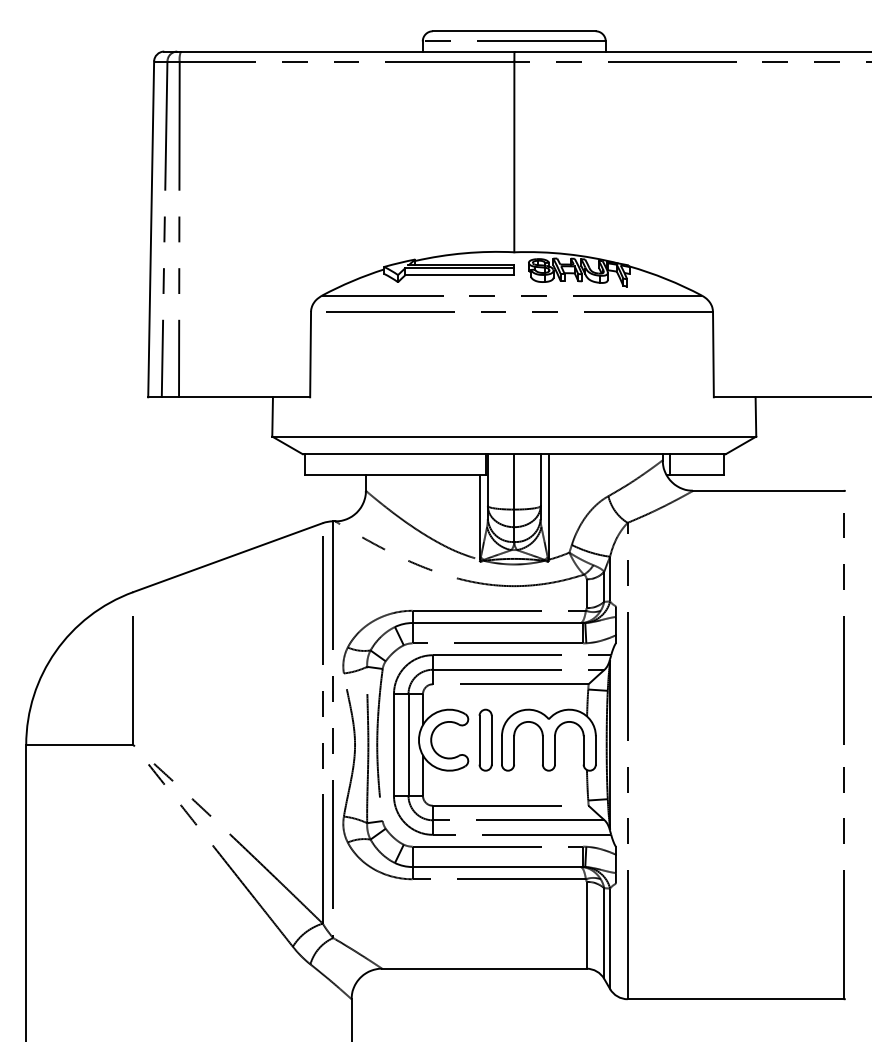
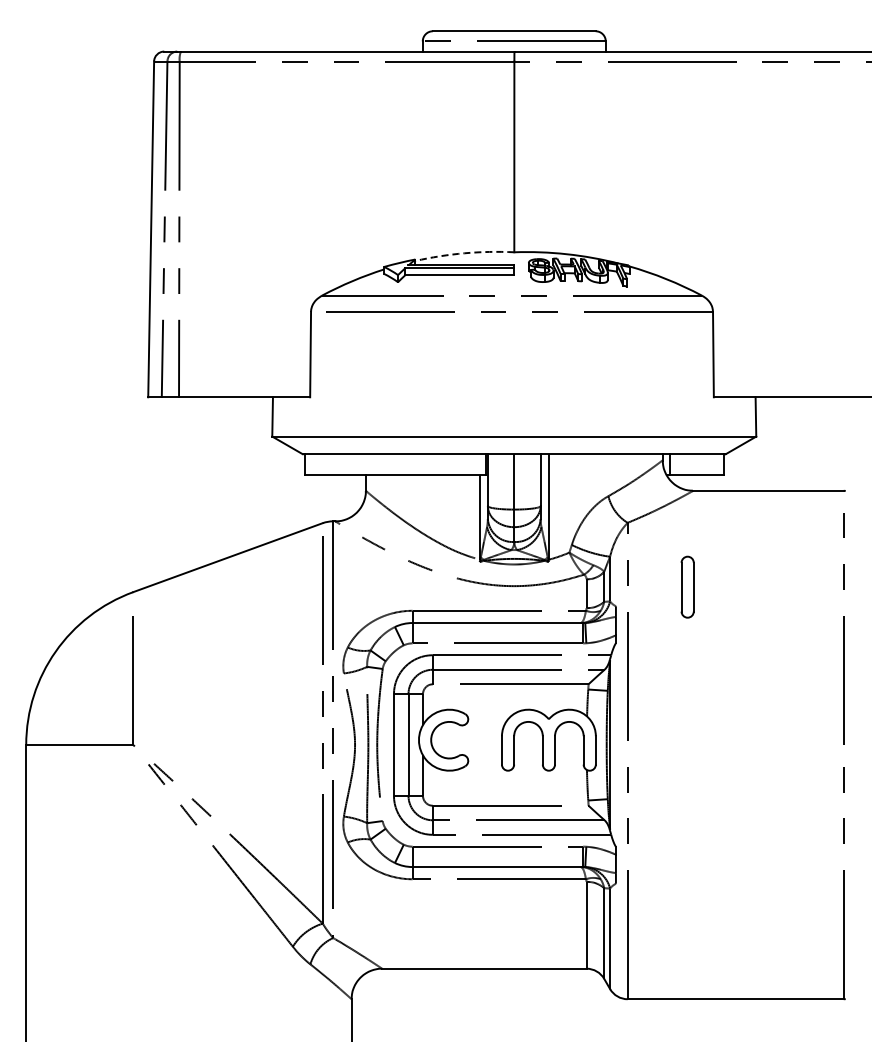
arc: solid -> dashed (464, 253)
part position: (485, 739) -> (687, 586) (687, 586)
